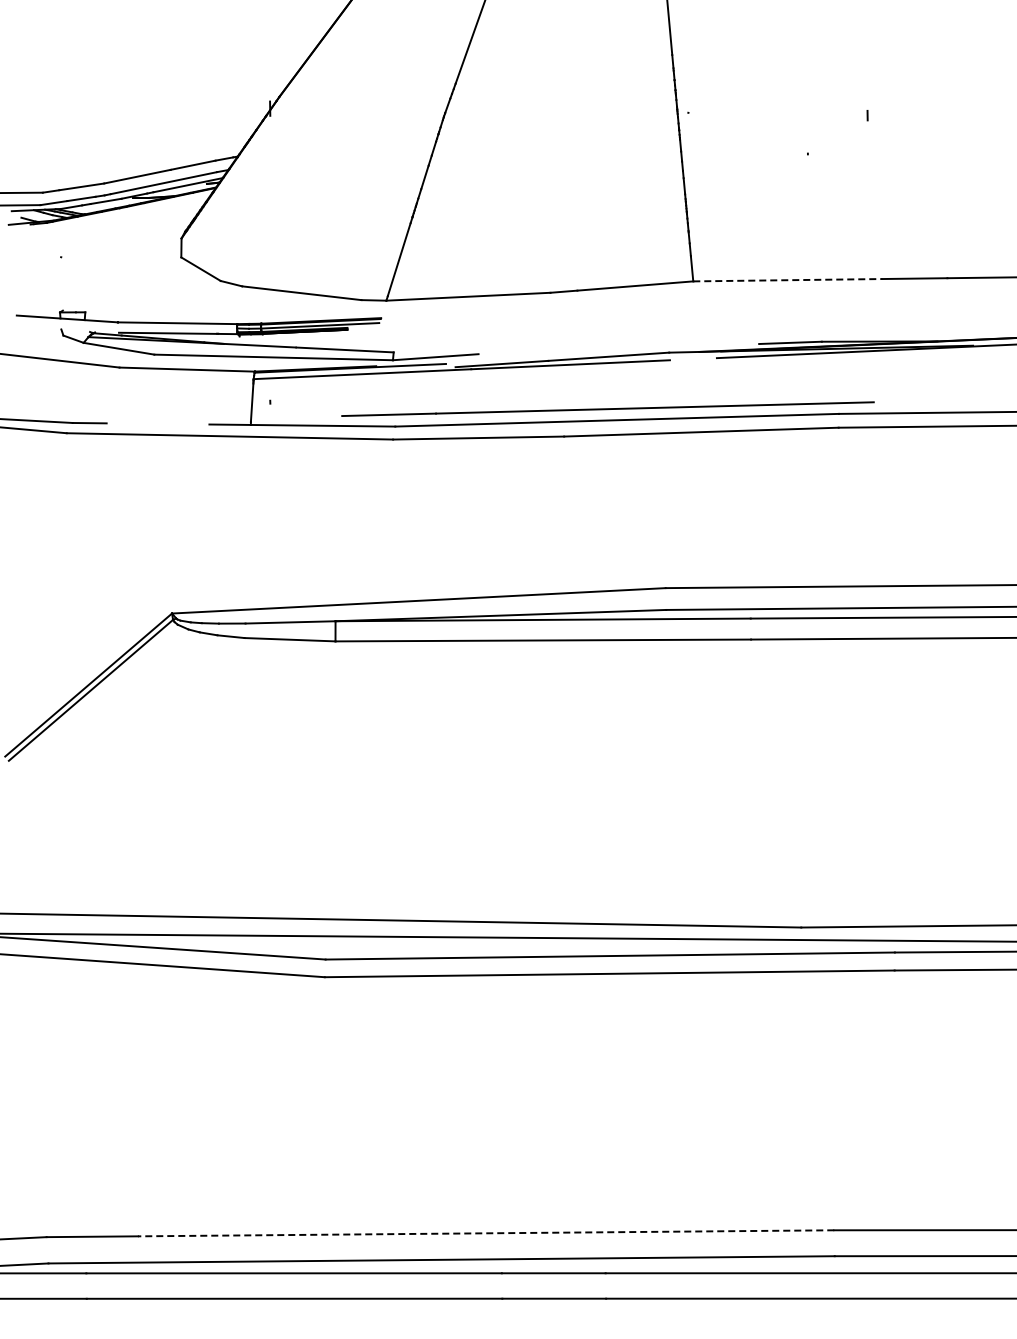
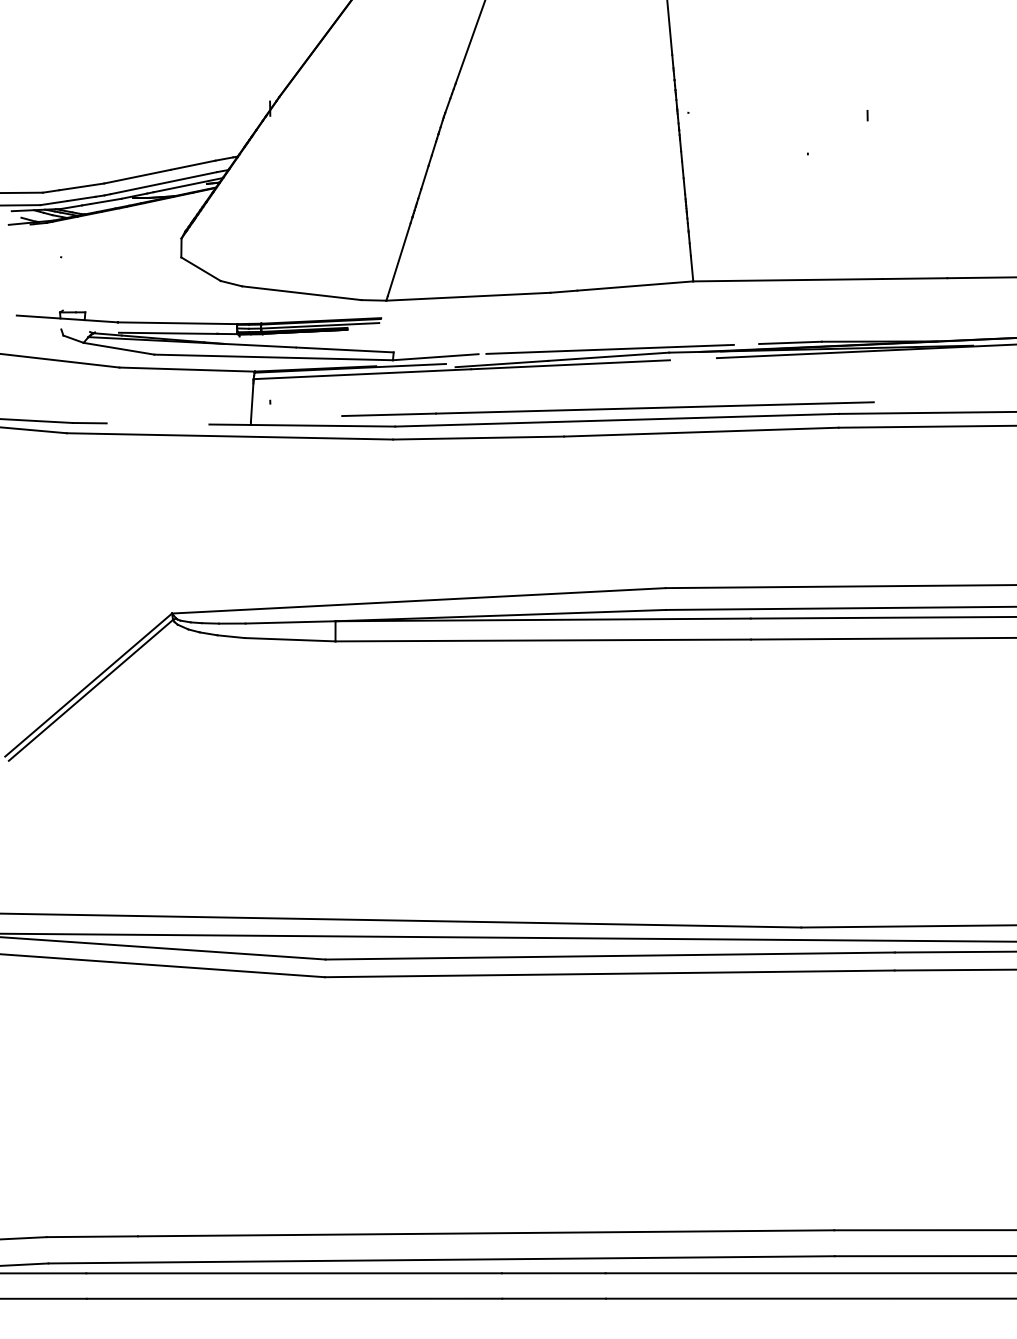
line: dashed -> solid (787, 280)
line: none -> present (609, 348)
line: dashed -> solid (485, 1233)
